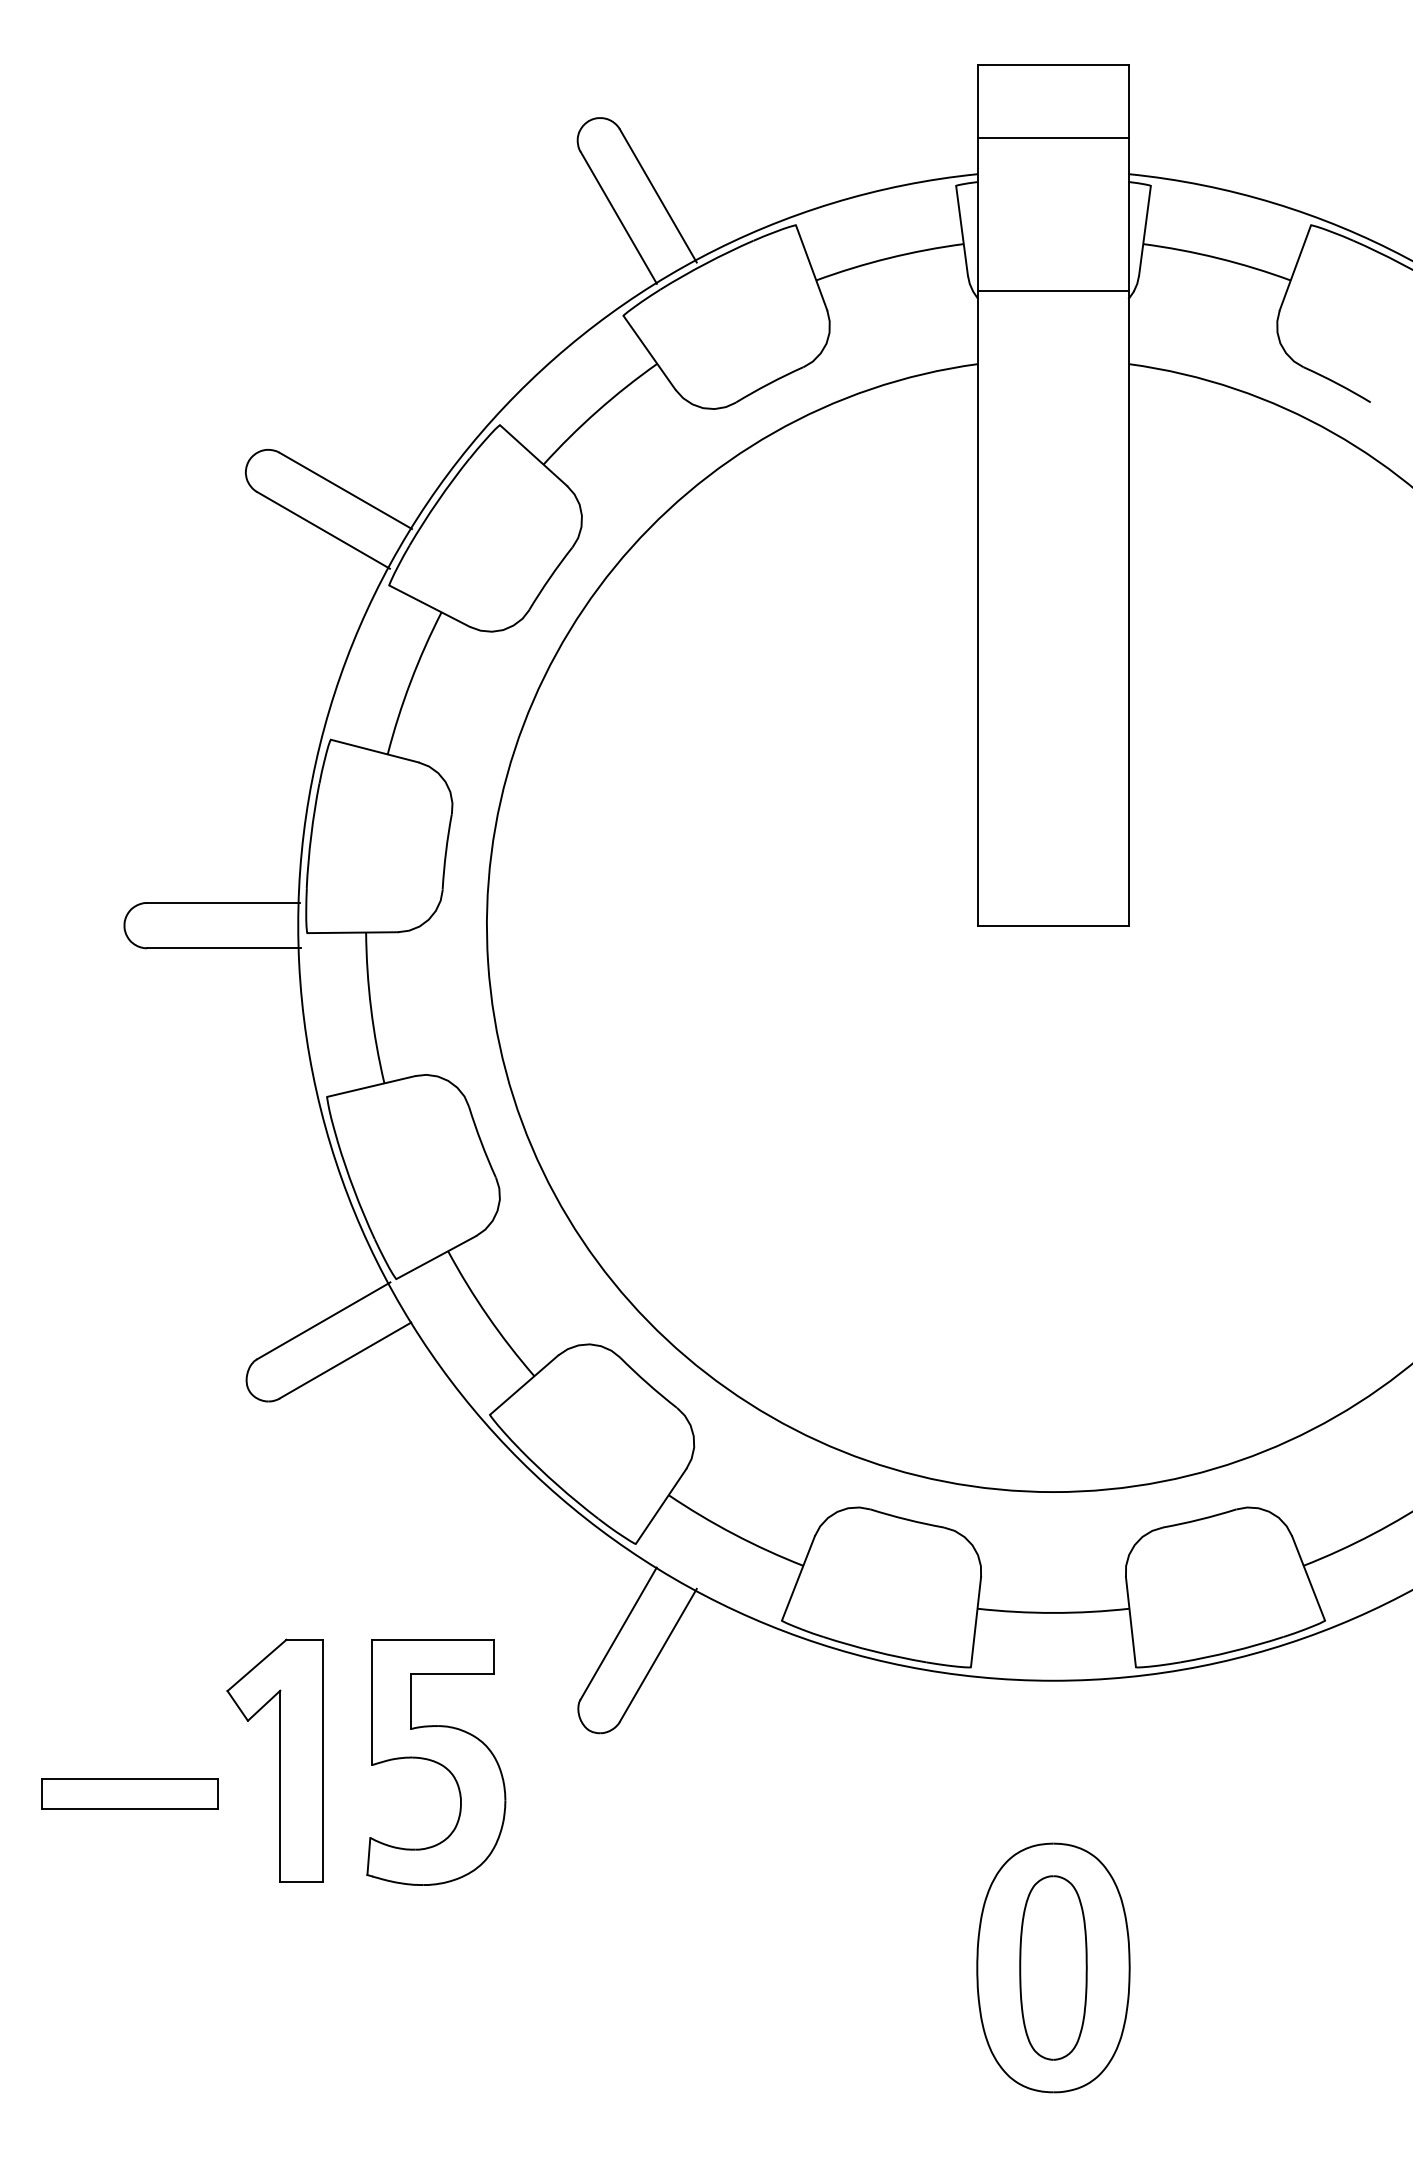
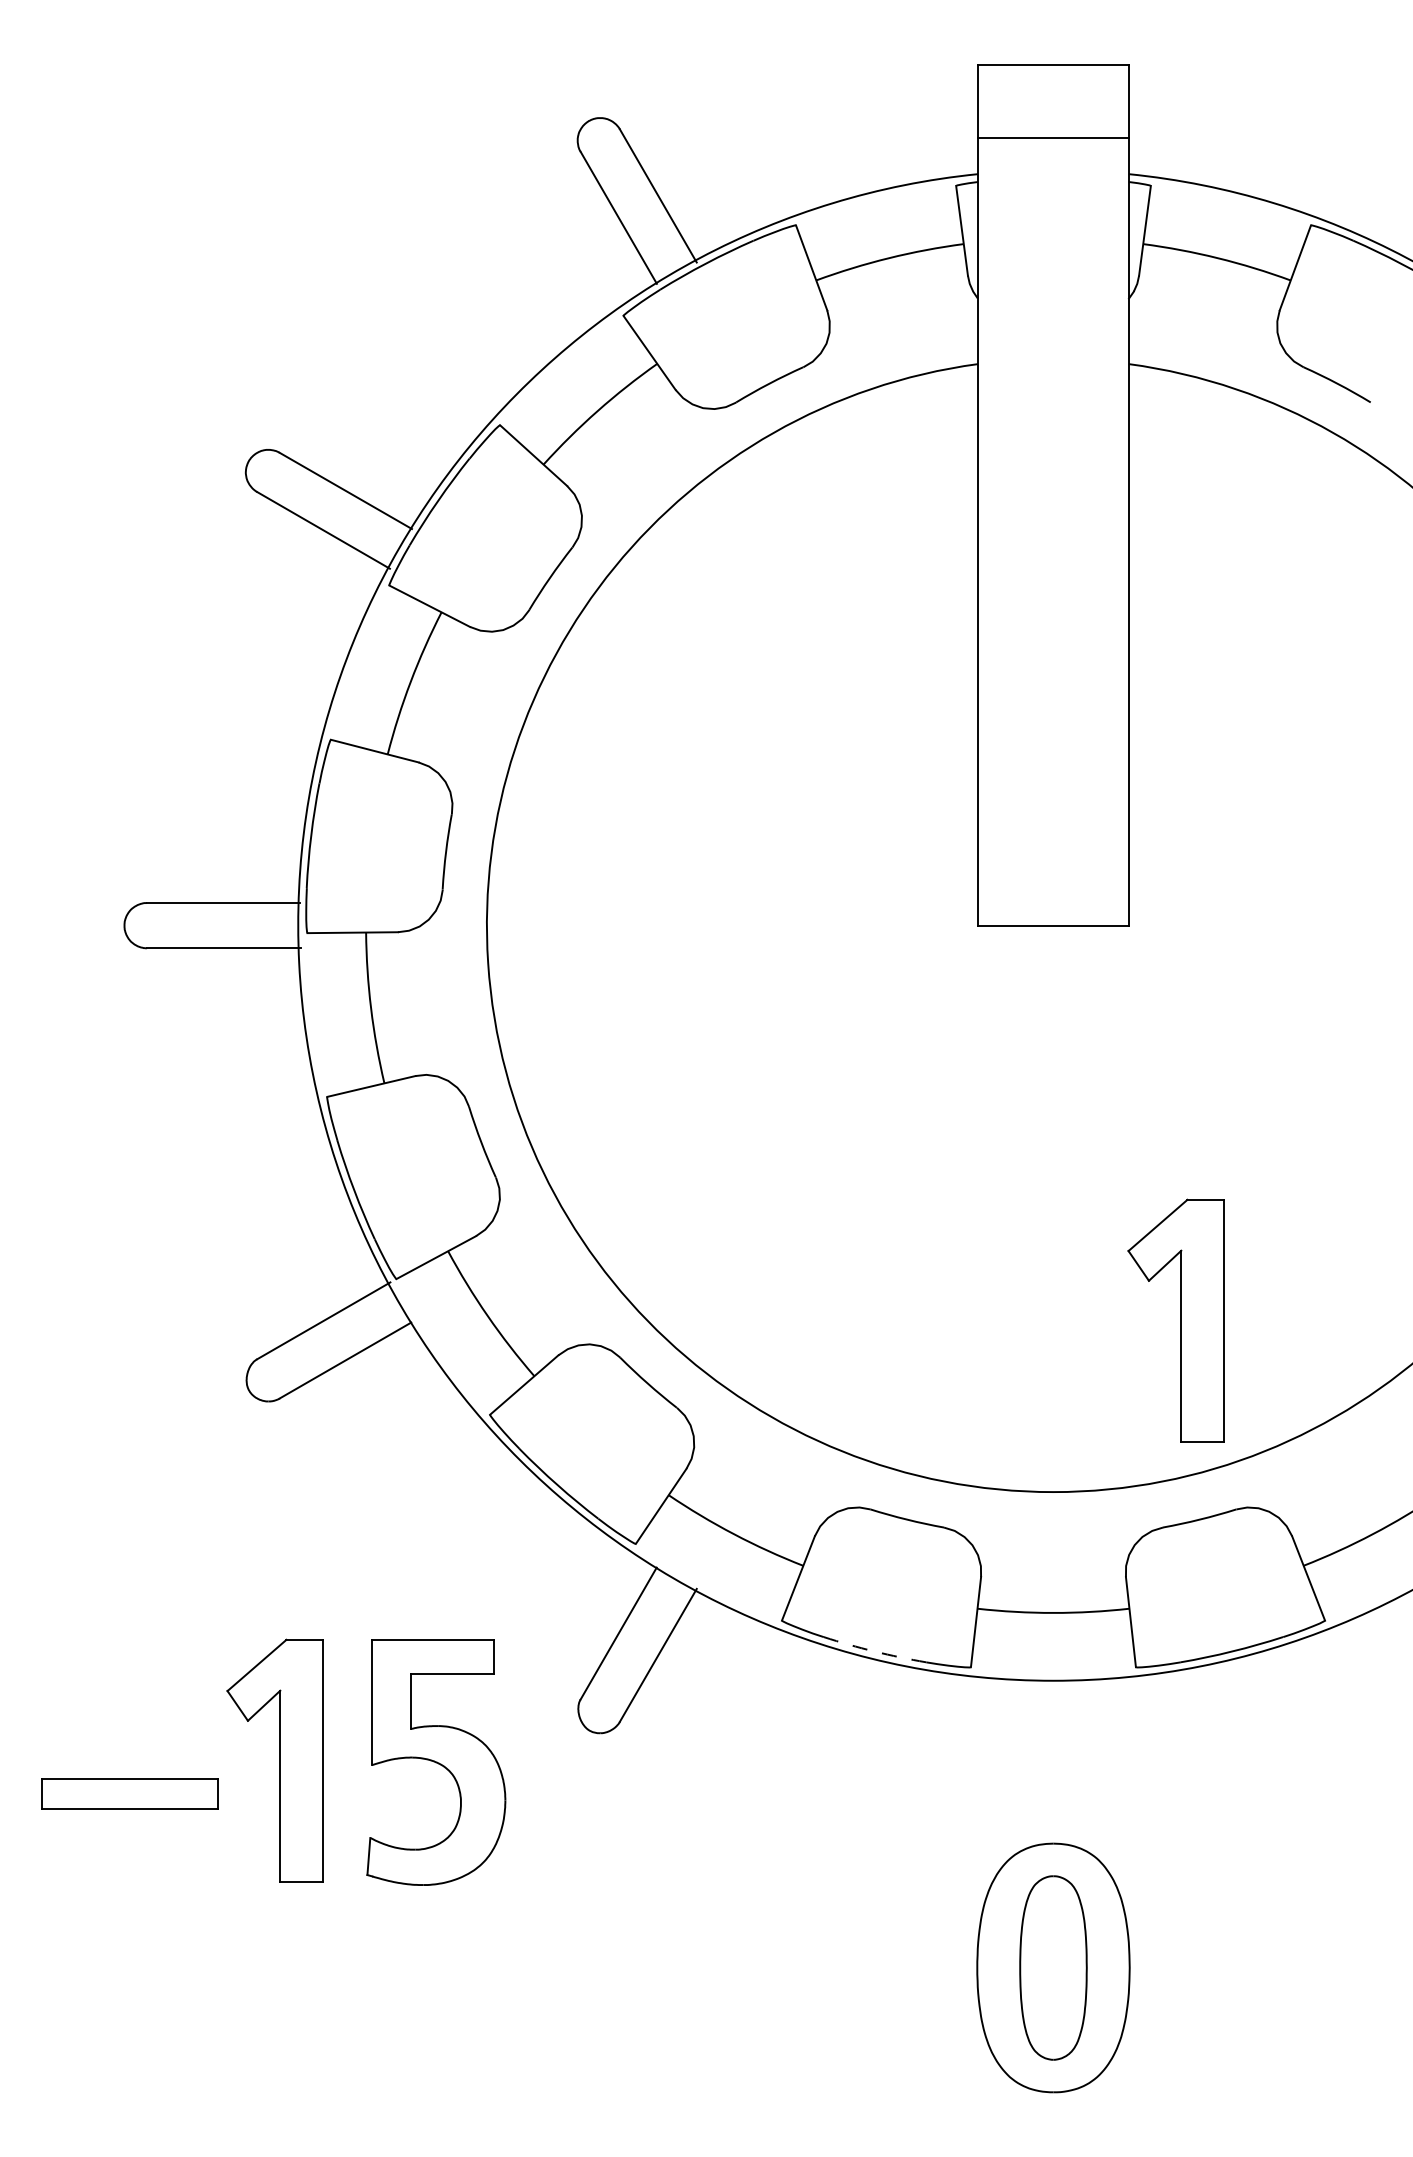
line: present -> none (1052, 291)
part: none -> present (1175, 1320)
arc: solid -> dashed (874, 1651)
